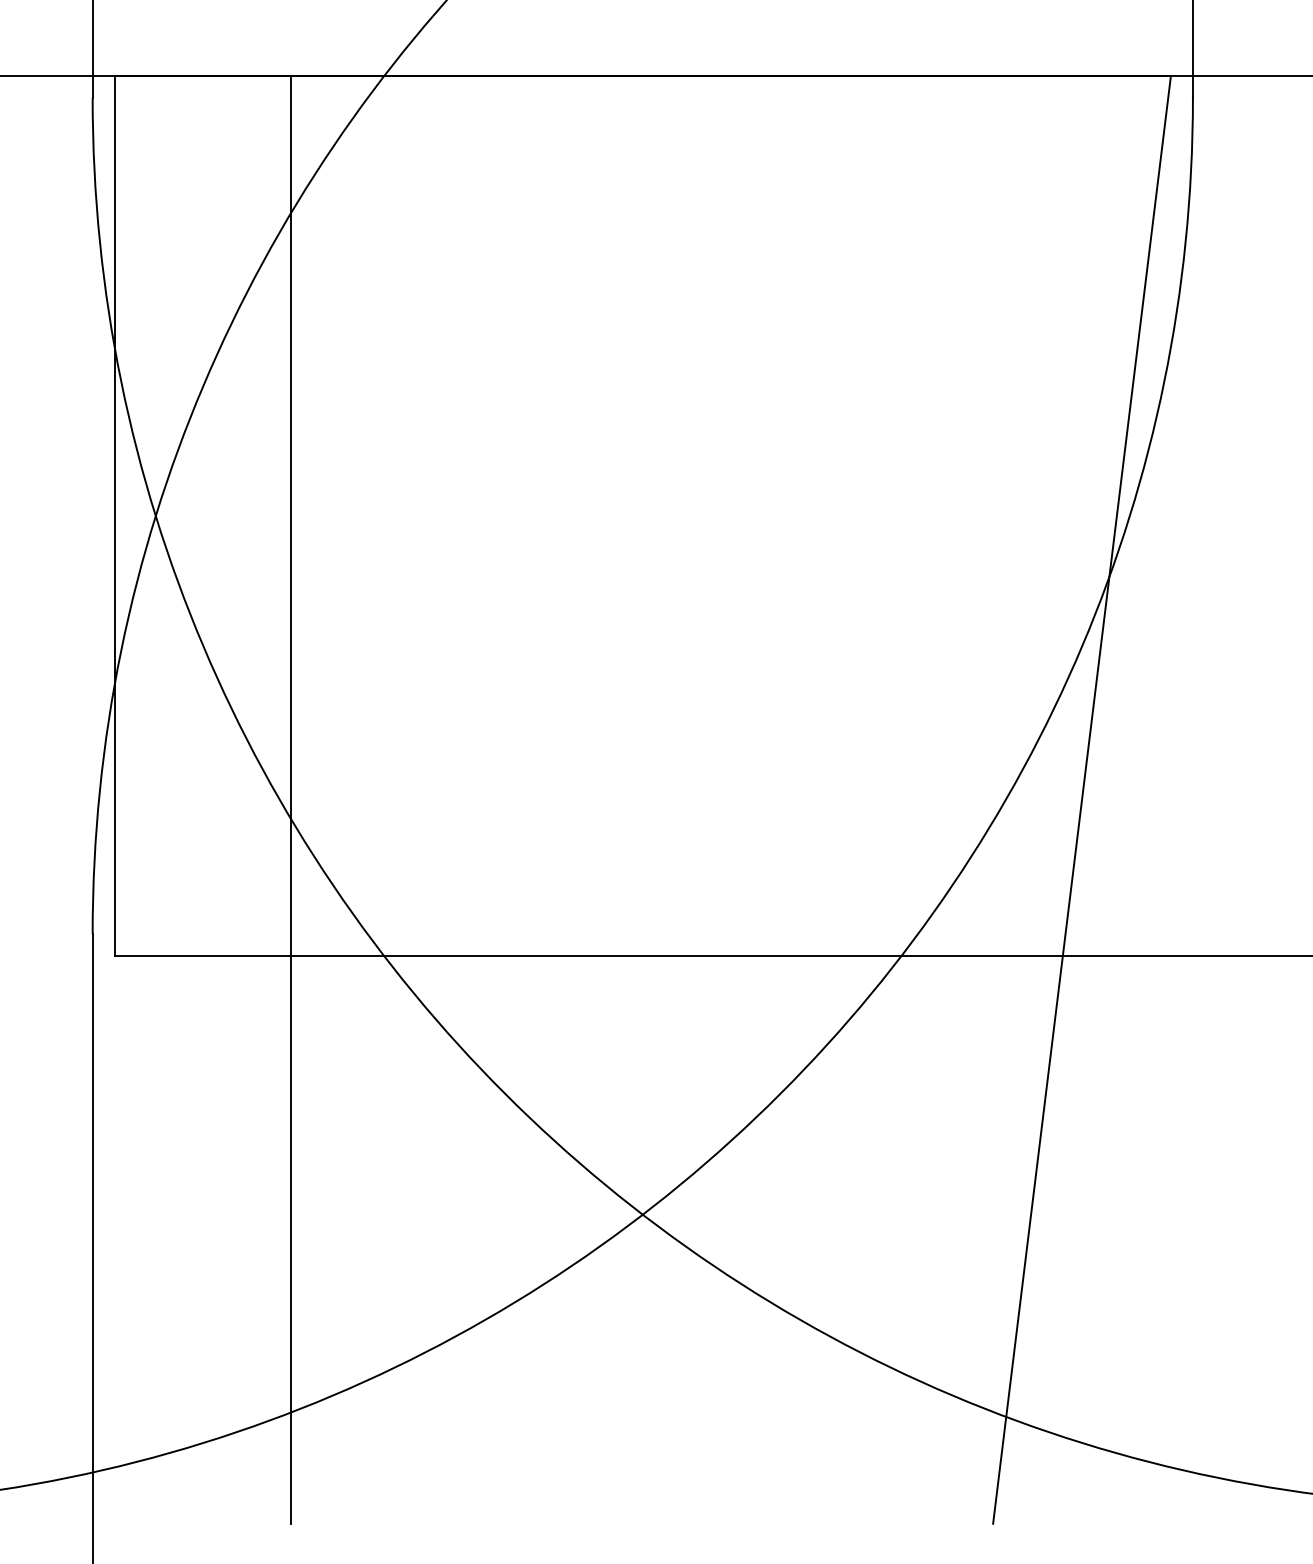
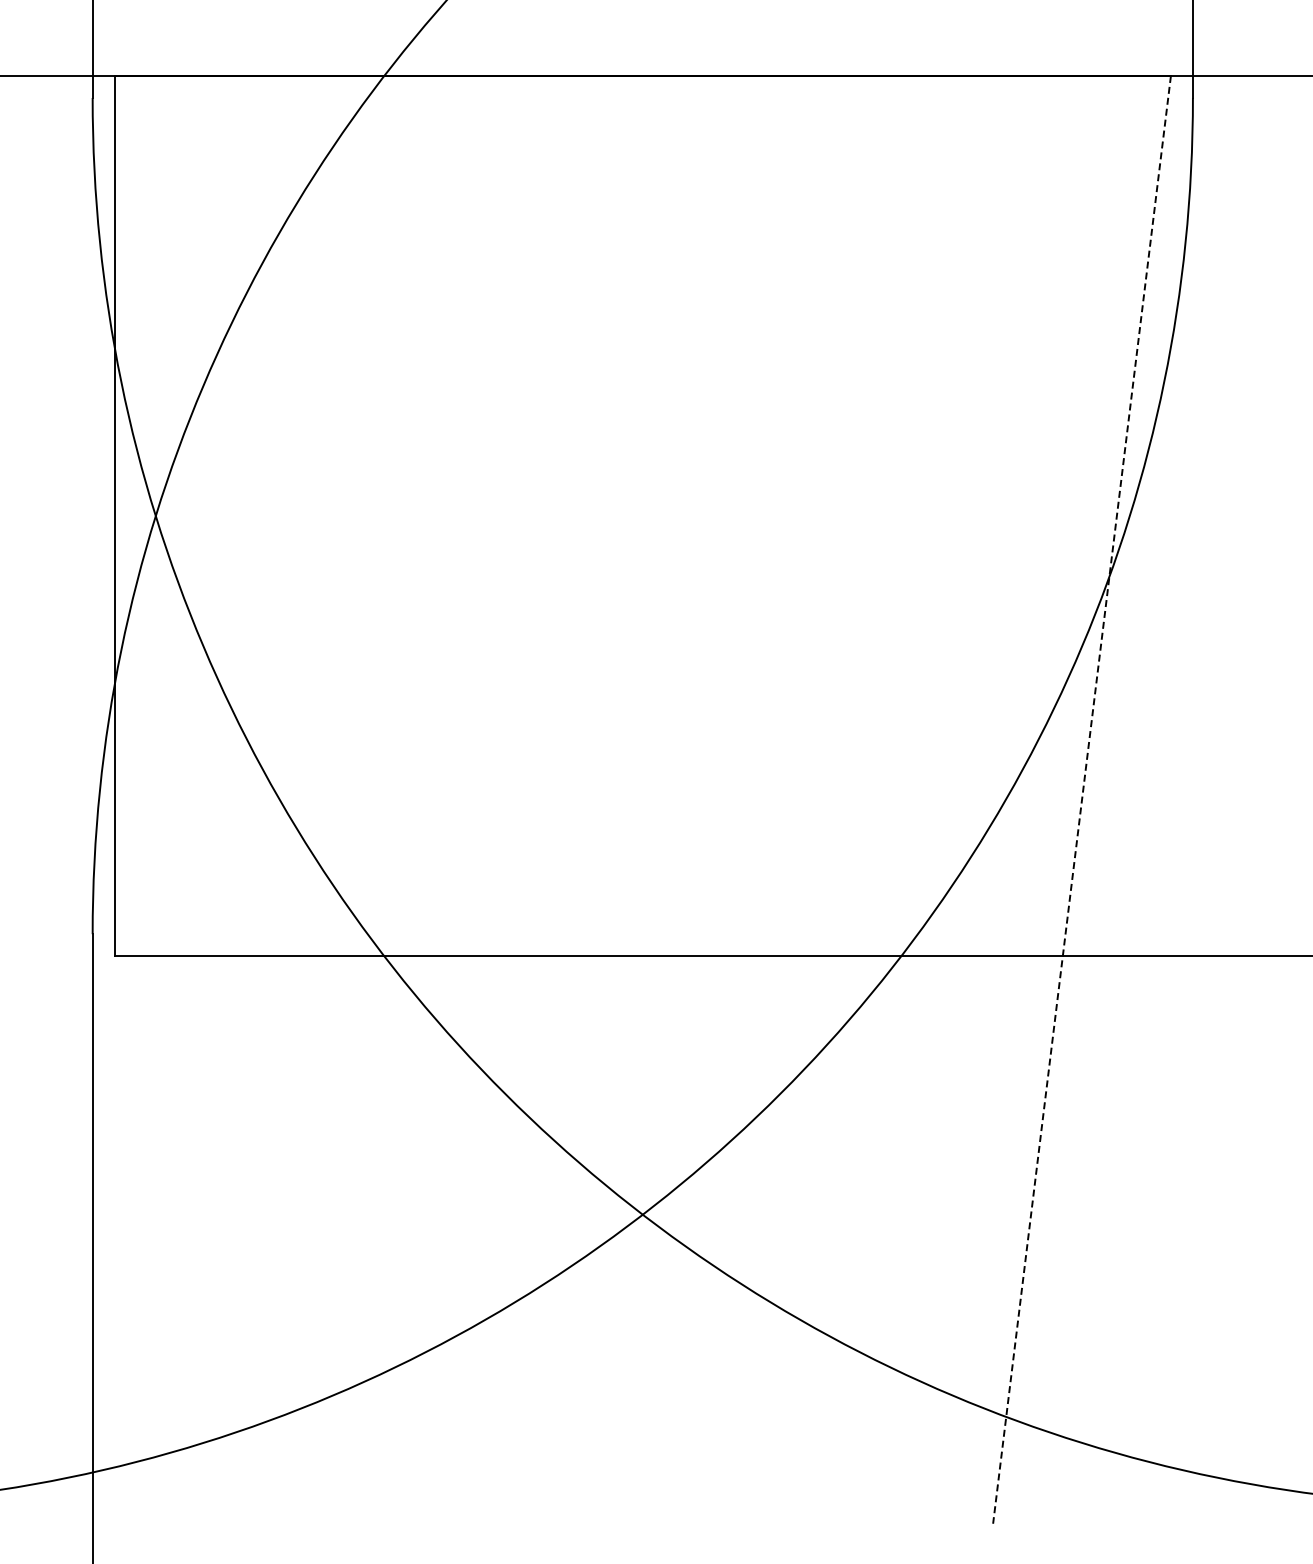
line: present -> none (290, 799)
line: solid -> dashed (1081, 800)
